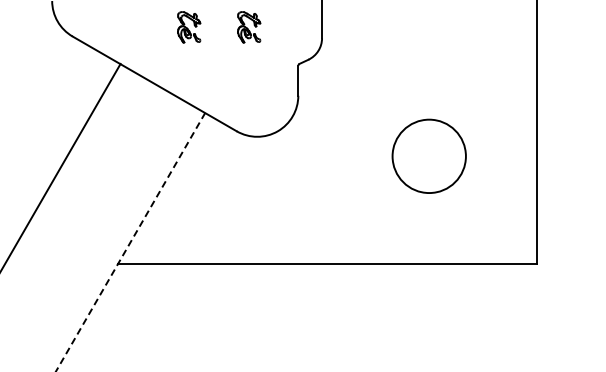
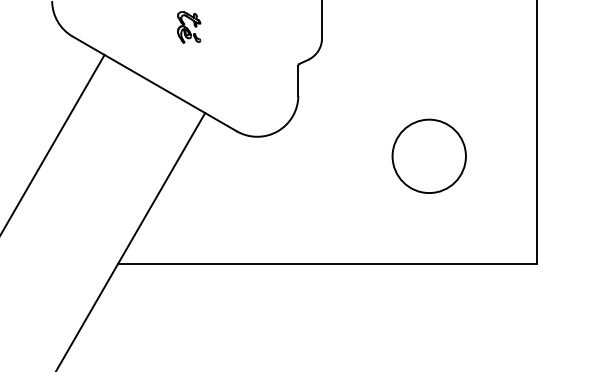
part: present -> none (249, 27)
line position: (61, 166) -> (53, 143) (53, 143)
line: dashed -> solid (130, 242)
